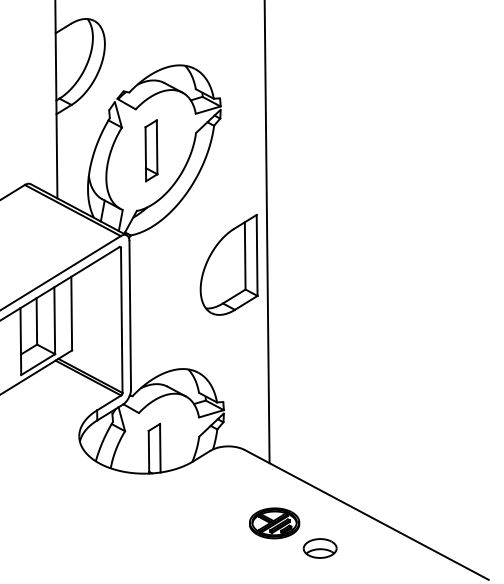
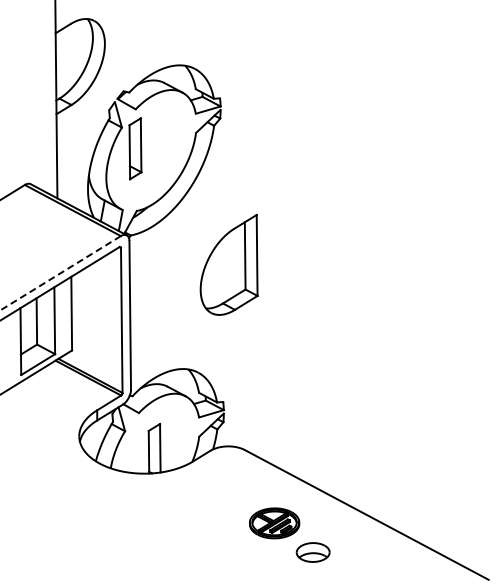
part position: (151, 150) -> (135, 148) (135, 148)
line: present -> none (266, 232)
line: solid -> dashed (60, 273)
part position: (319, 548) -> (312, 552) (312, 552)
